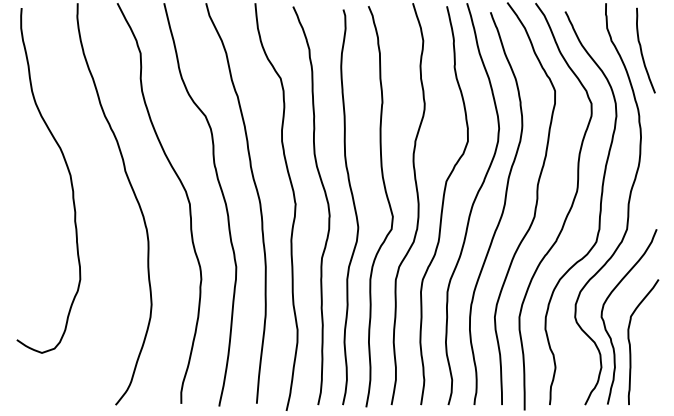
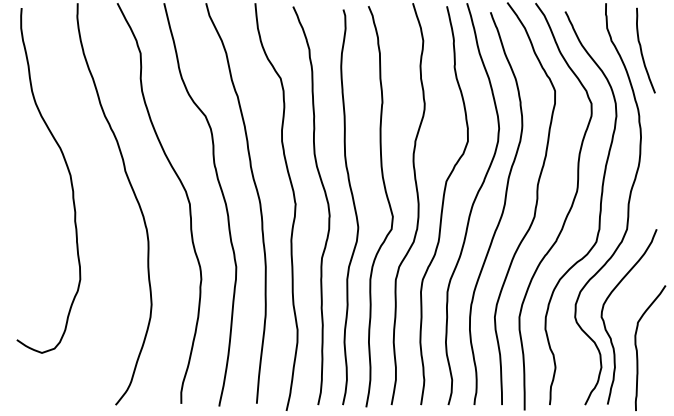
curve position: (630, 341) -> (637, 347) (637, 347)
